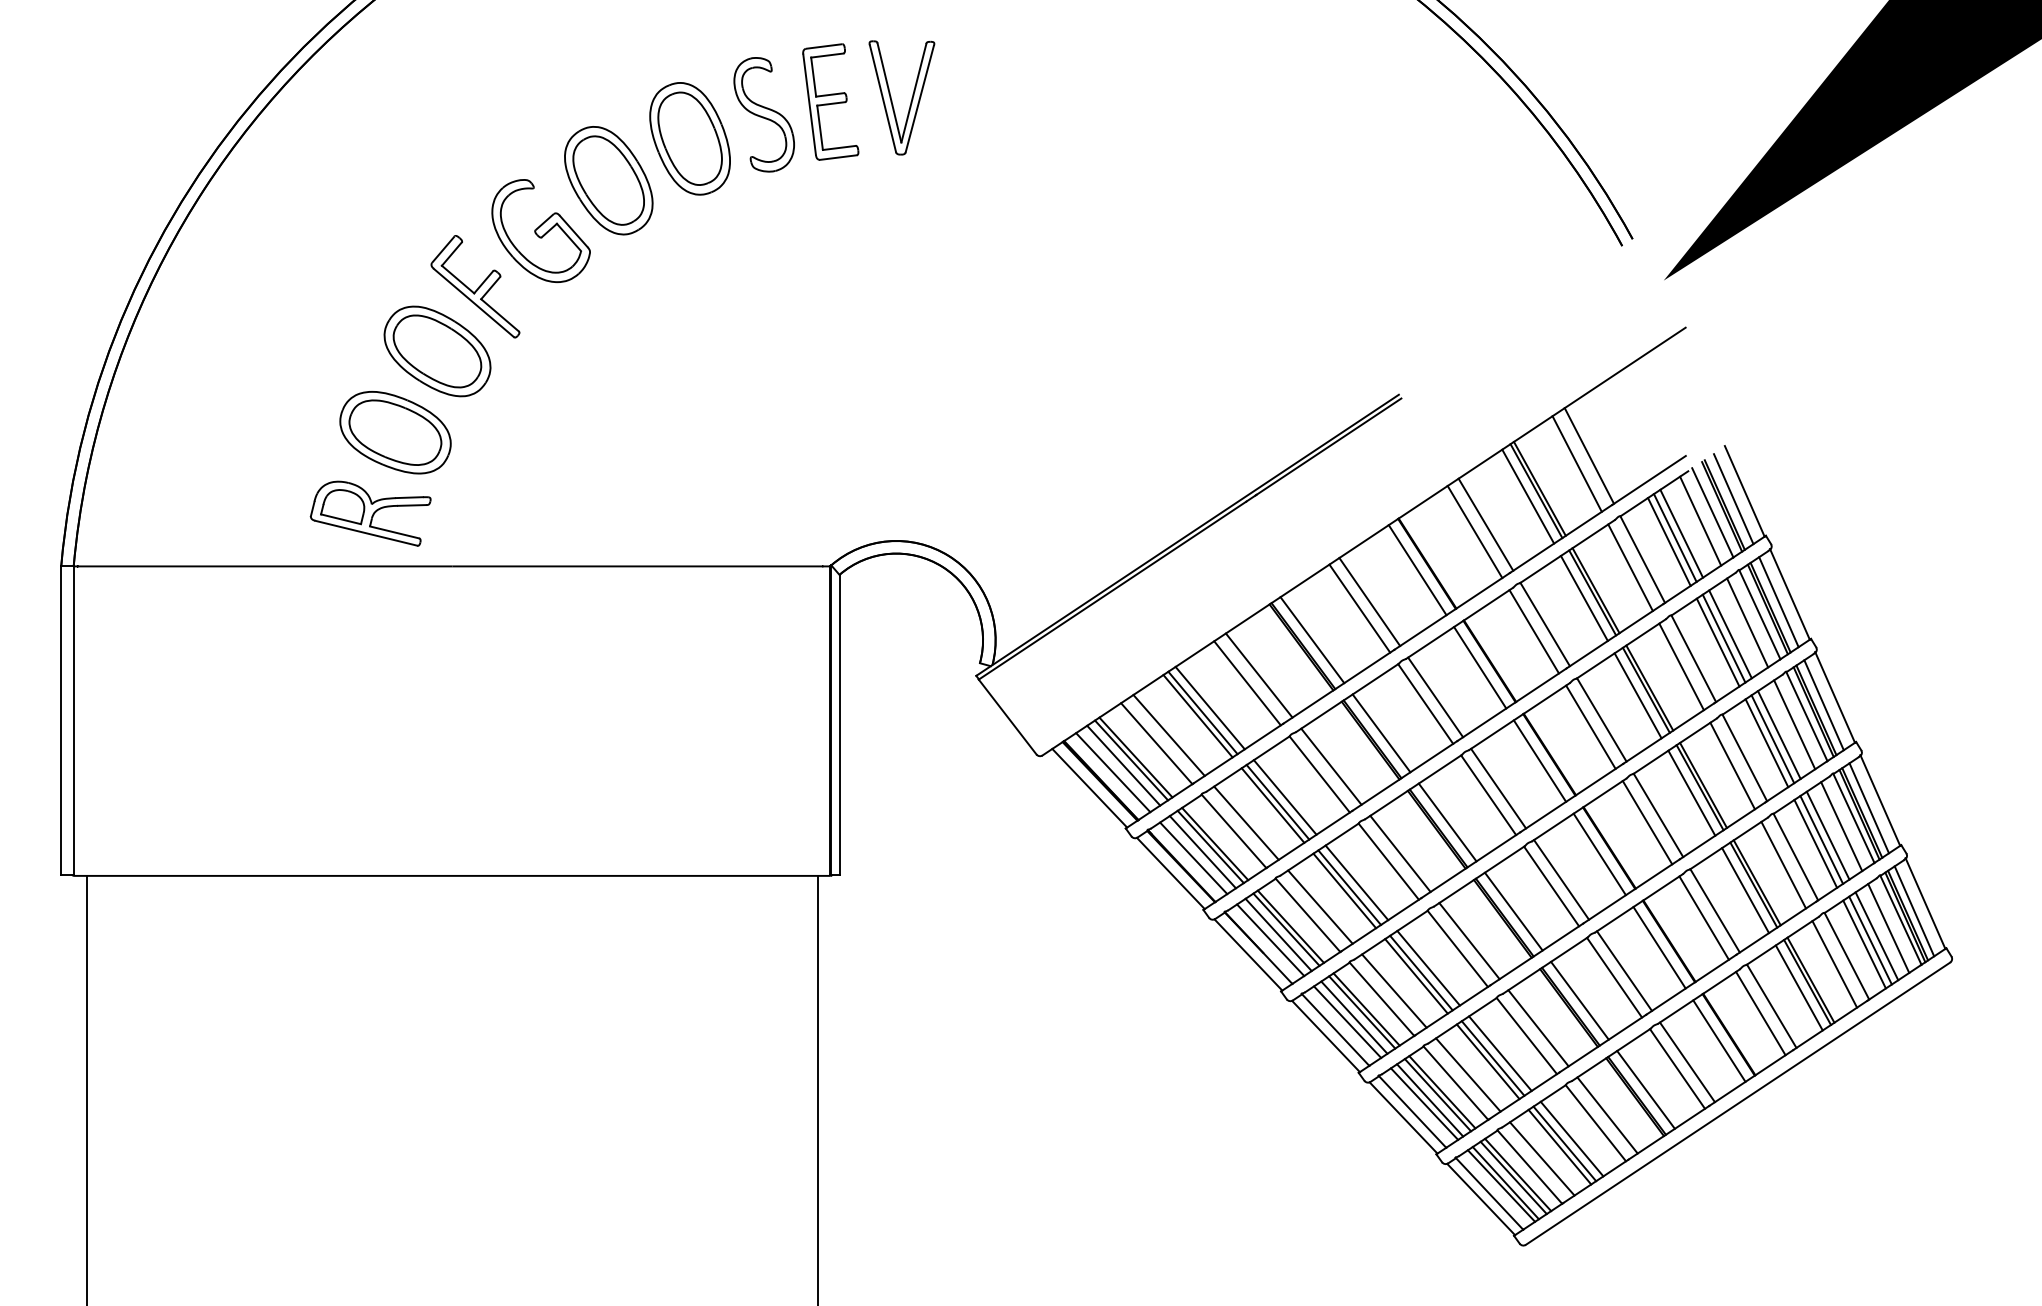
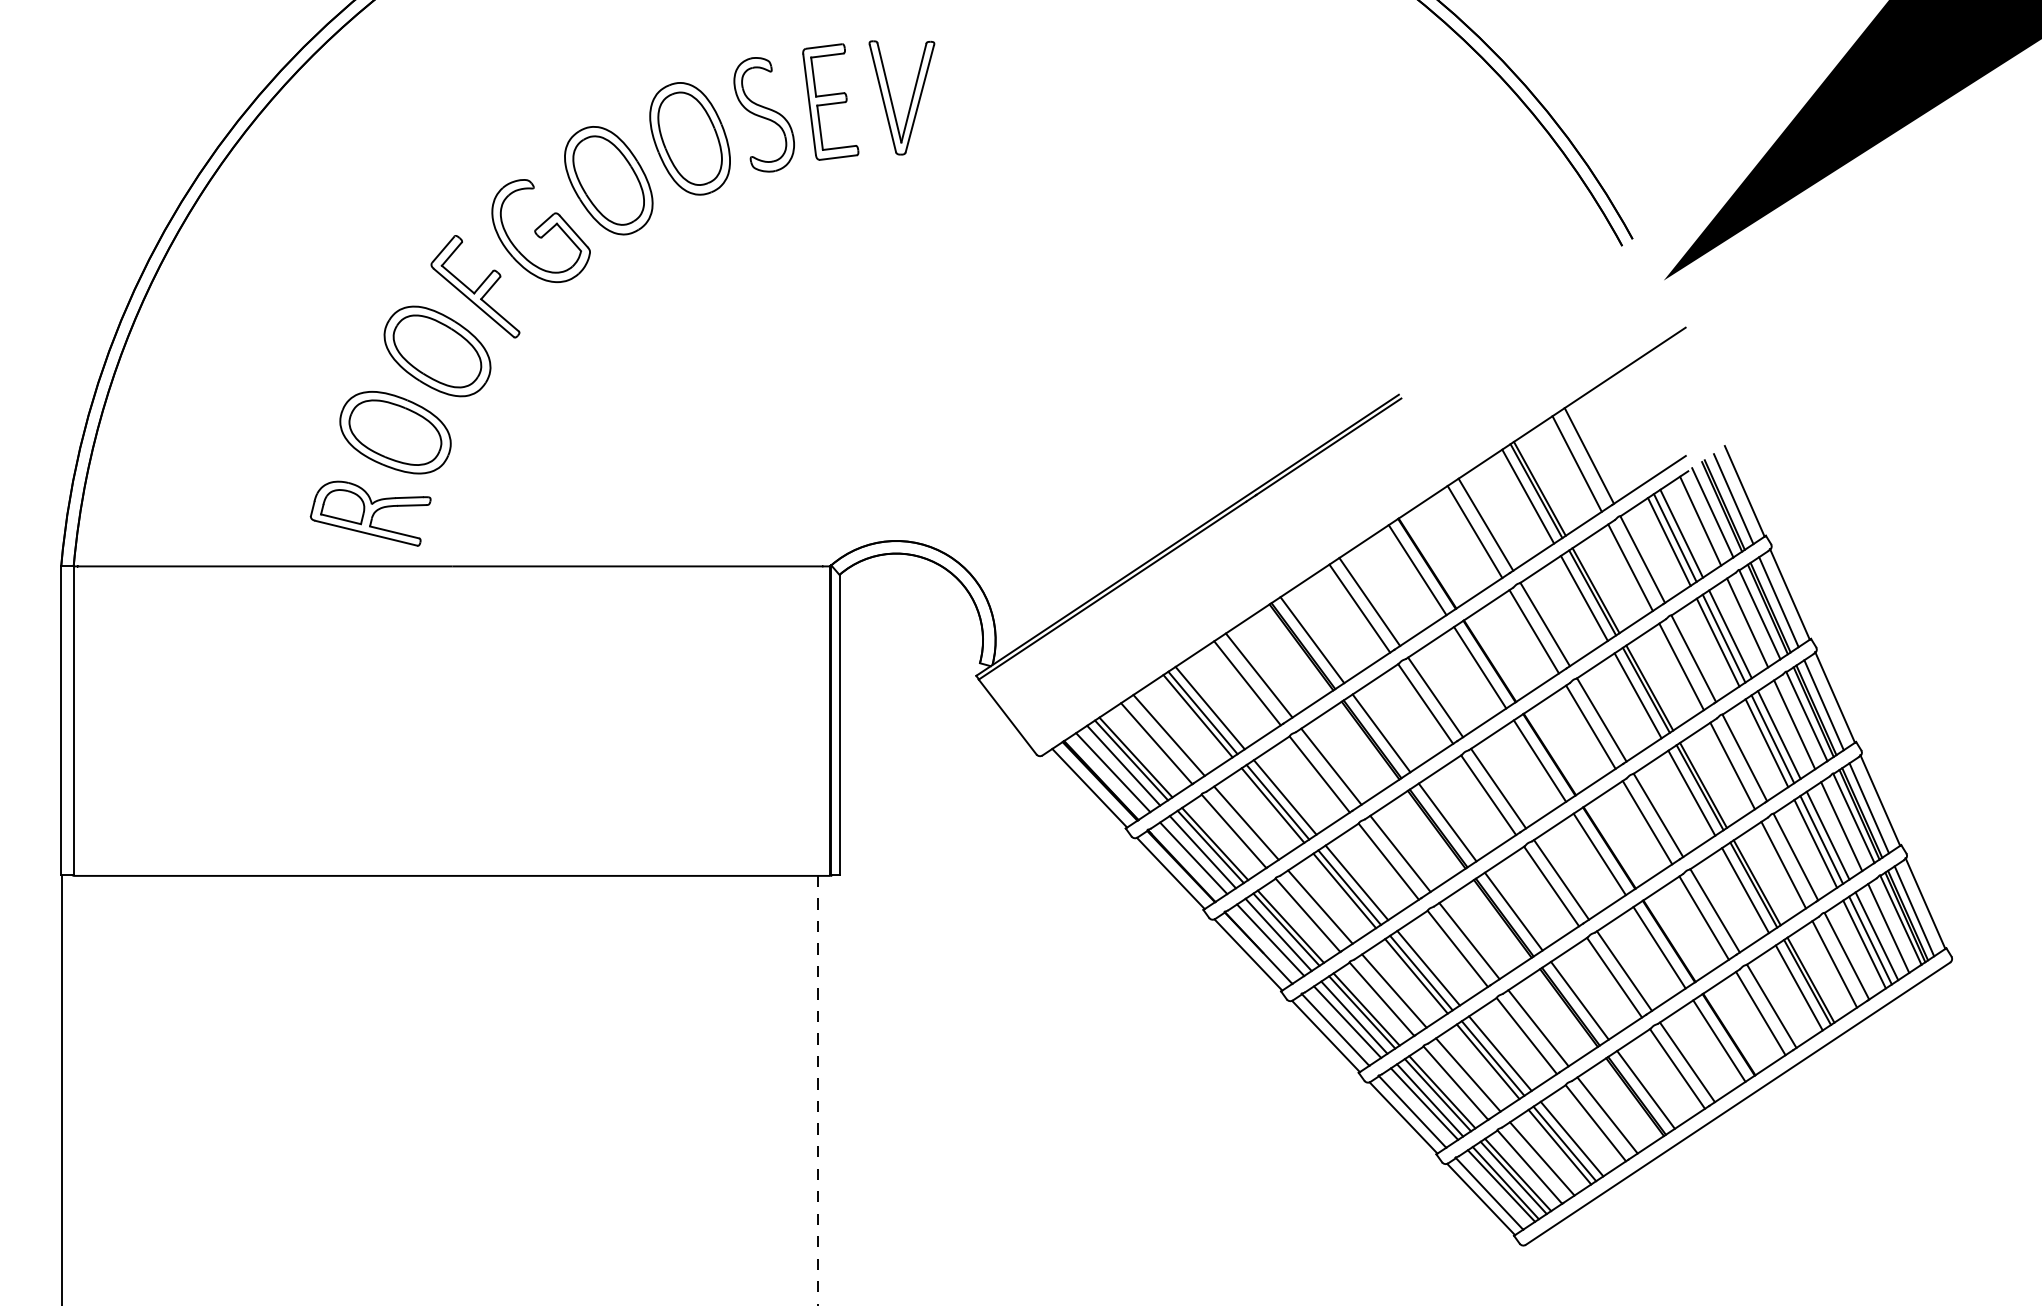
line position: (86, 1088) -> (61, 1088) (61, 1088)
line: solid -> dashed (818, 1090)
